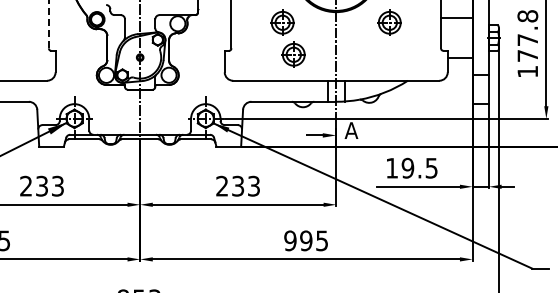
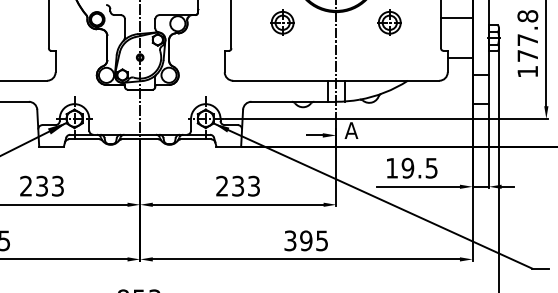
line: dashed -> solid (48, 23)
part: present -> none (293, 54)
text: 995 -> 395 (290, 240)
